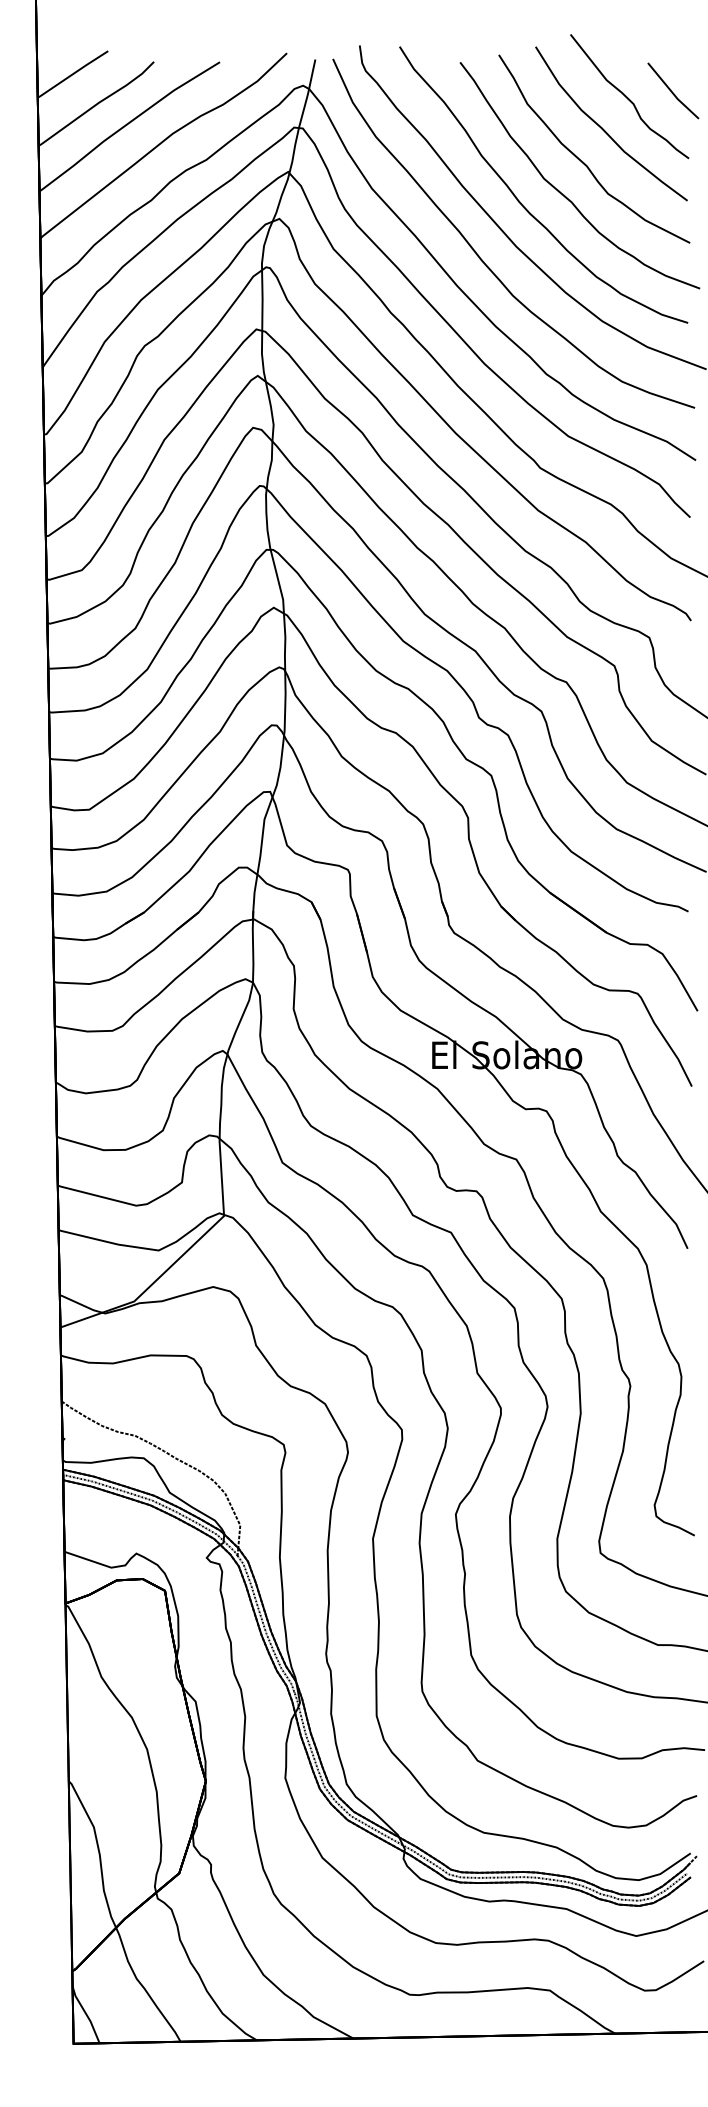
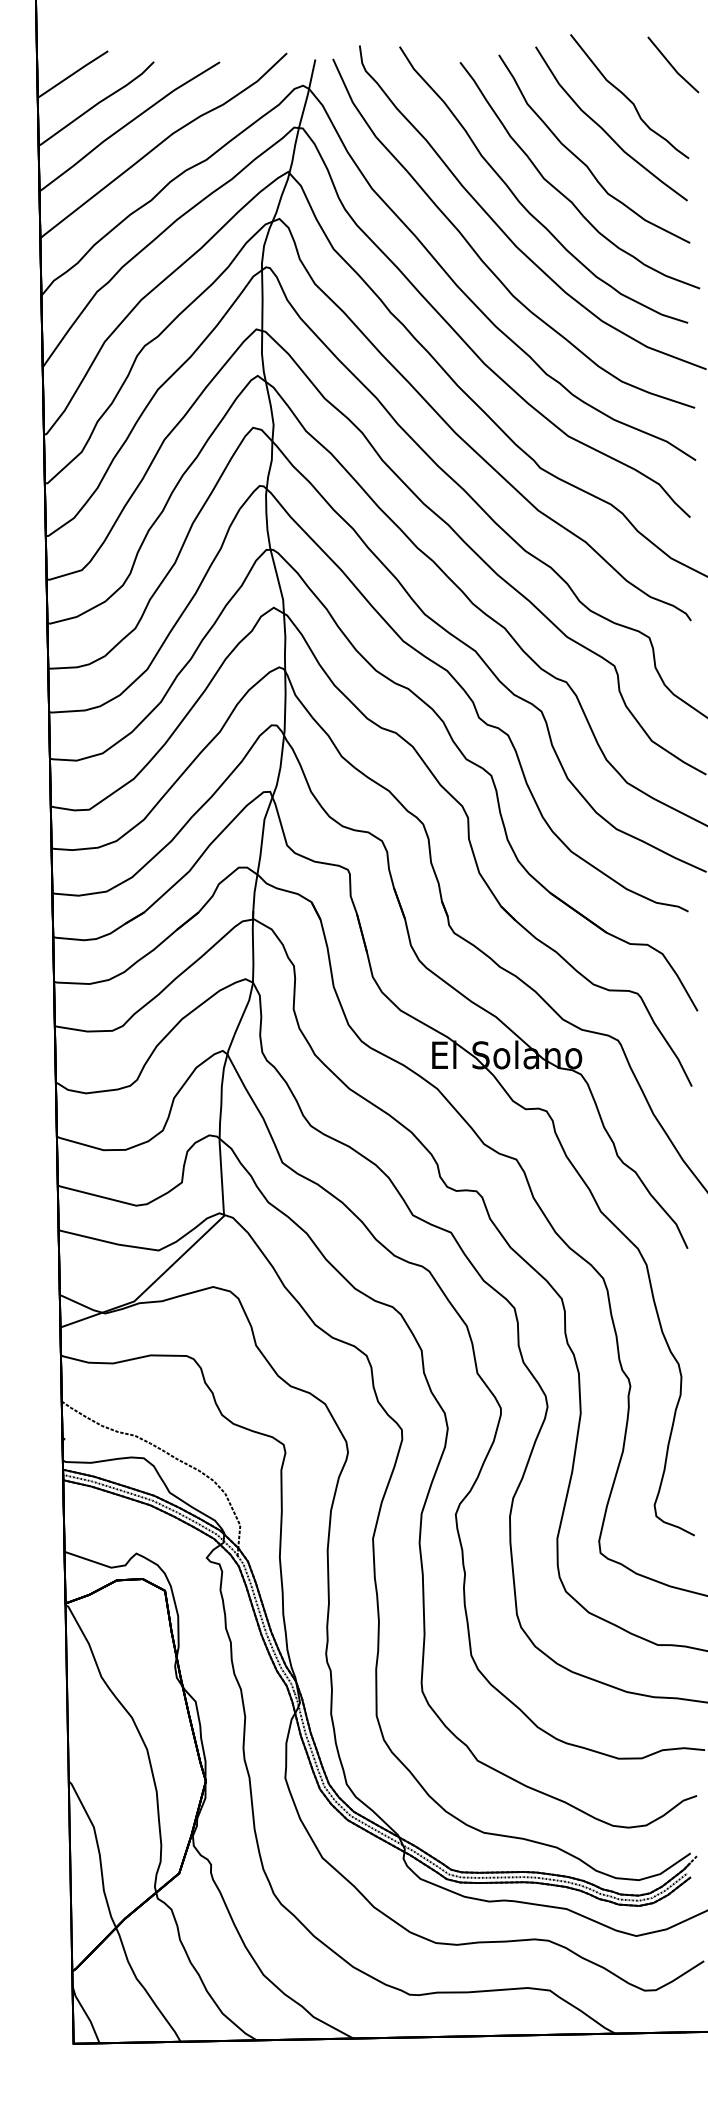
line position: (672, 91) -> (672, 65) (672, 65)
